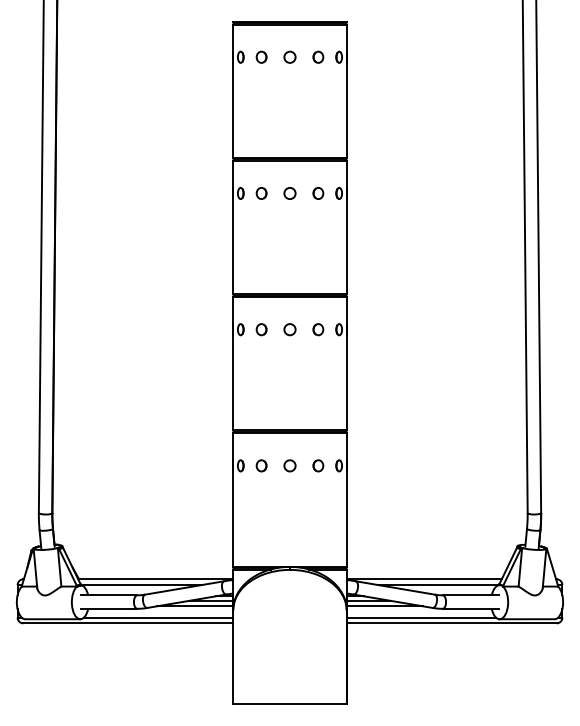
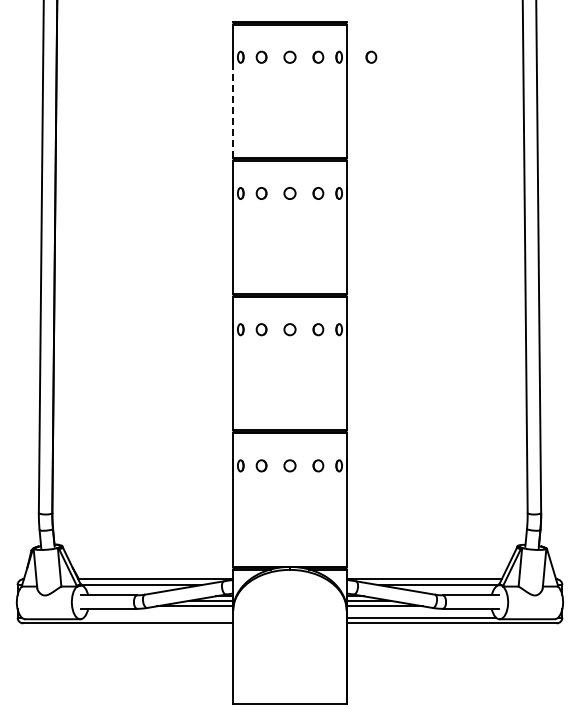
part: none -> present (371, 56)
line: solid -> dashed (233, 110)
line: present -> none (158, 617)
